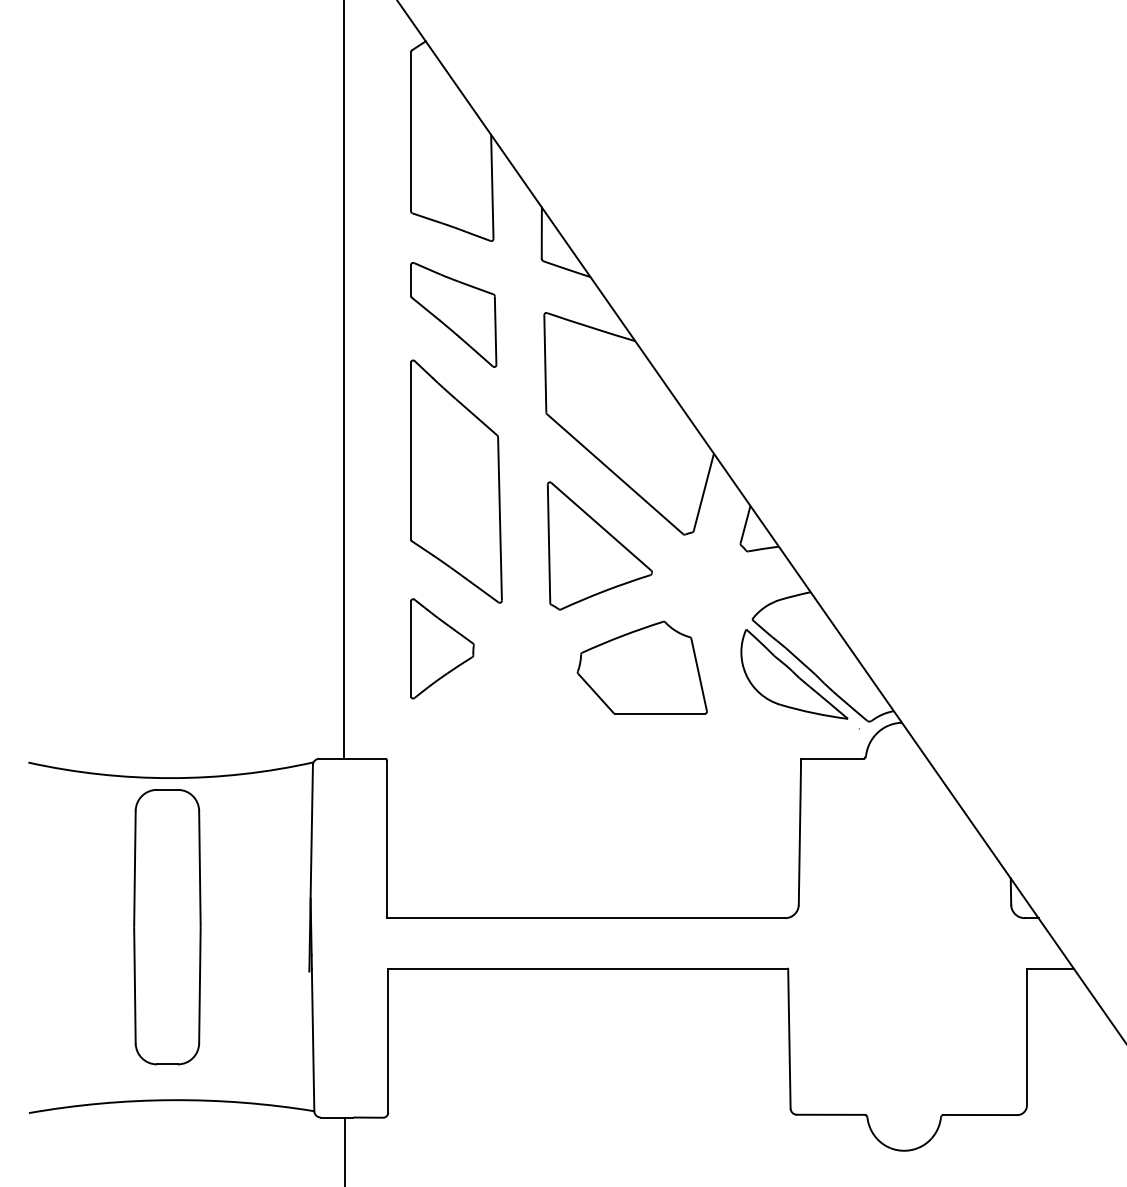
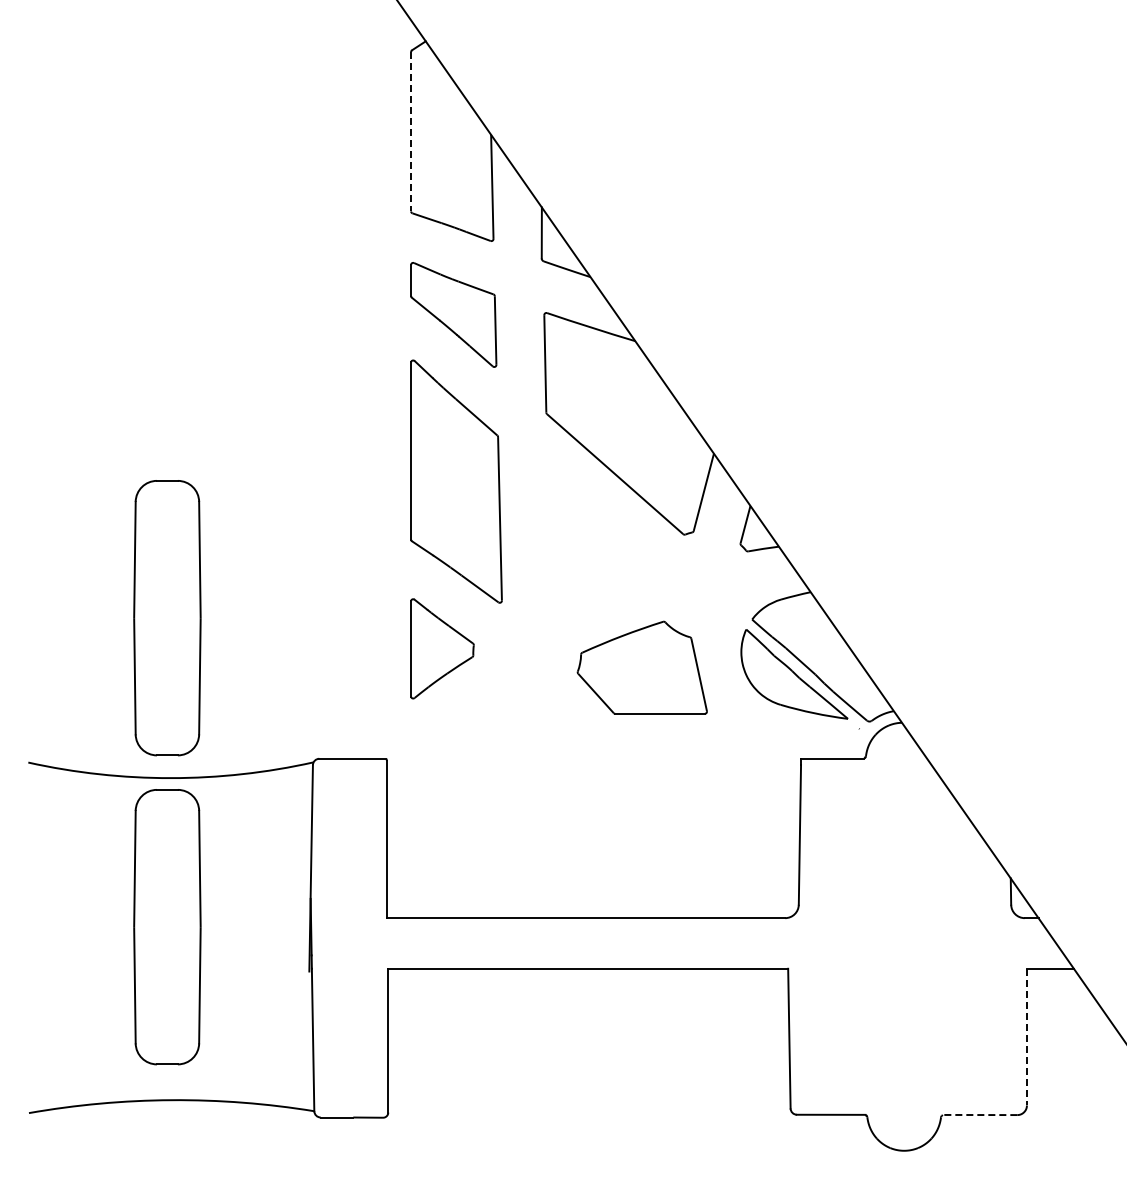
line: solid -> dashed (411, 131)
line: present -> none (344, 380)
part: present -> none (599, 545)
part: none -> present (167, 618)
line: solid -> dashed (1026, 1037)
line: solid -> dashed (979, 1115)
line: present -> none (345, 1150)
